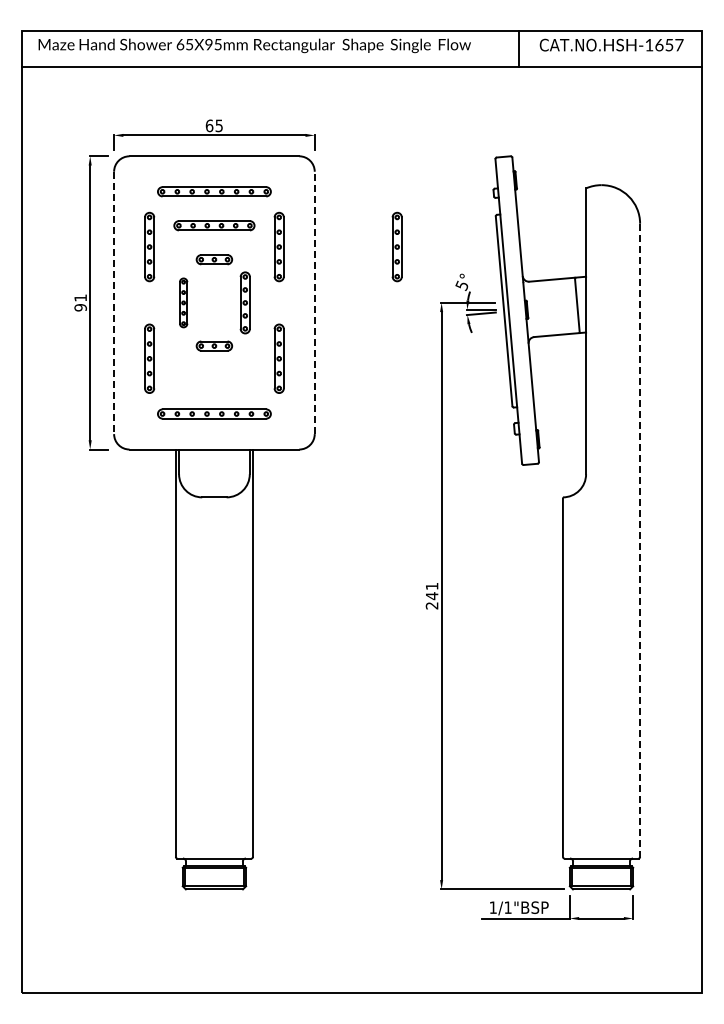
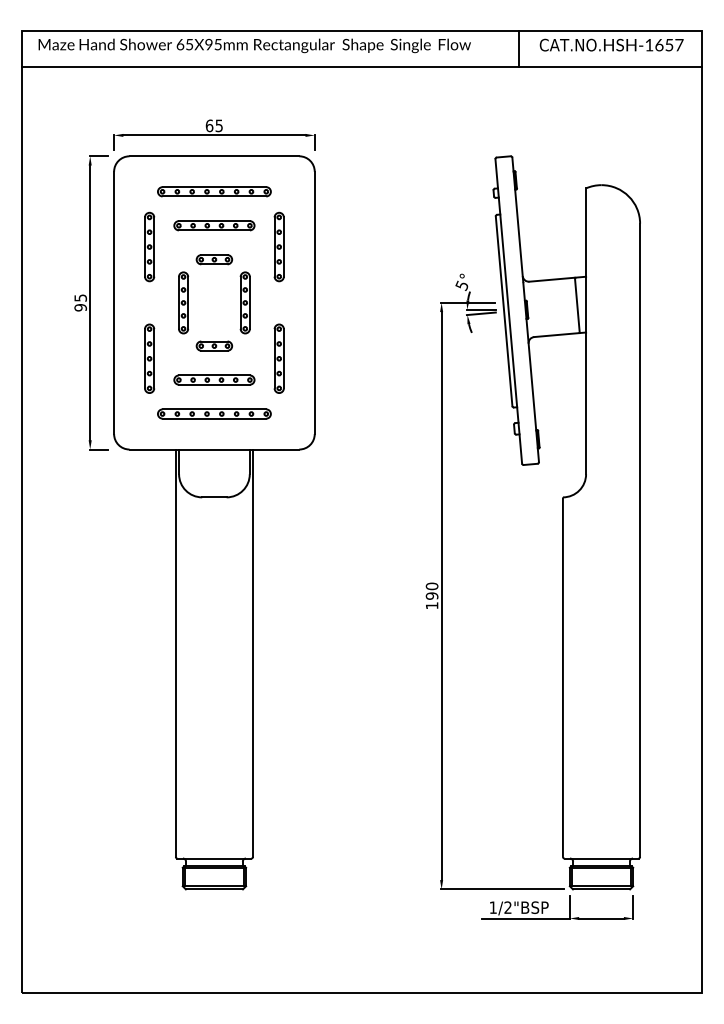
part: present -> none (396, 246)
text: 91 -> 95 (80, 297)
part size: 10x52 px -> 12x64 px (183, 302)
line: dashed -> solid (314, 302)
line: dashed -> solid (114, 303)
part: none -> present (214, 379)
line: dashed -> solid (640, 540)
text: 241 -> 190 (431, 595)
text: 1/1"BSP -> 1/2"BSP (507, 907)
